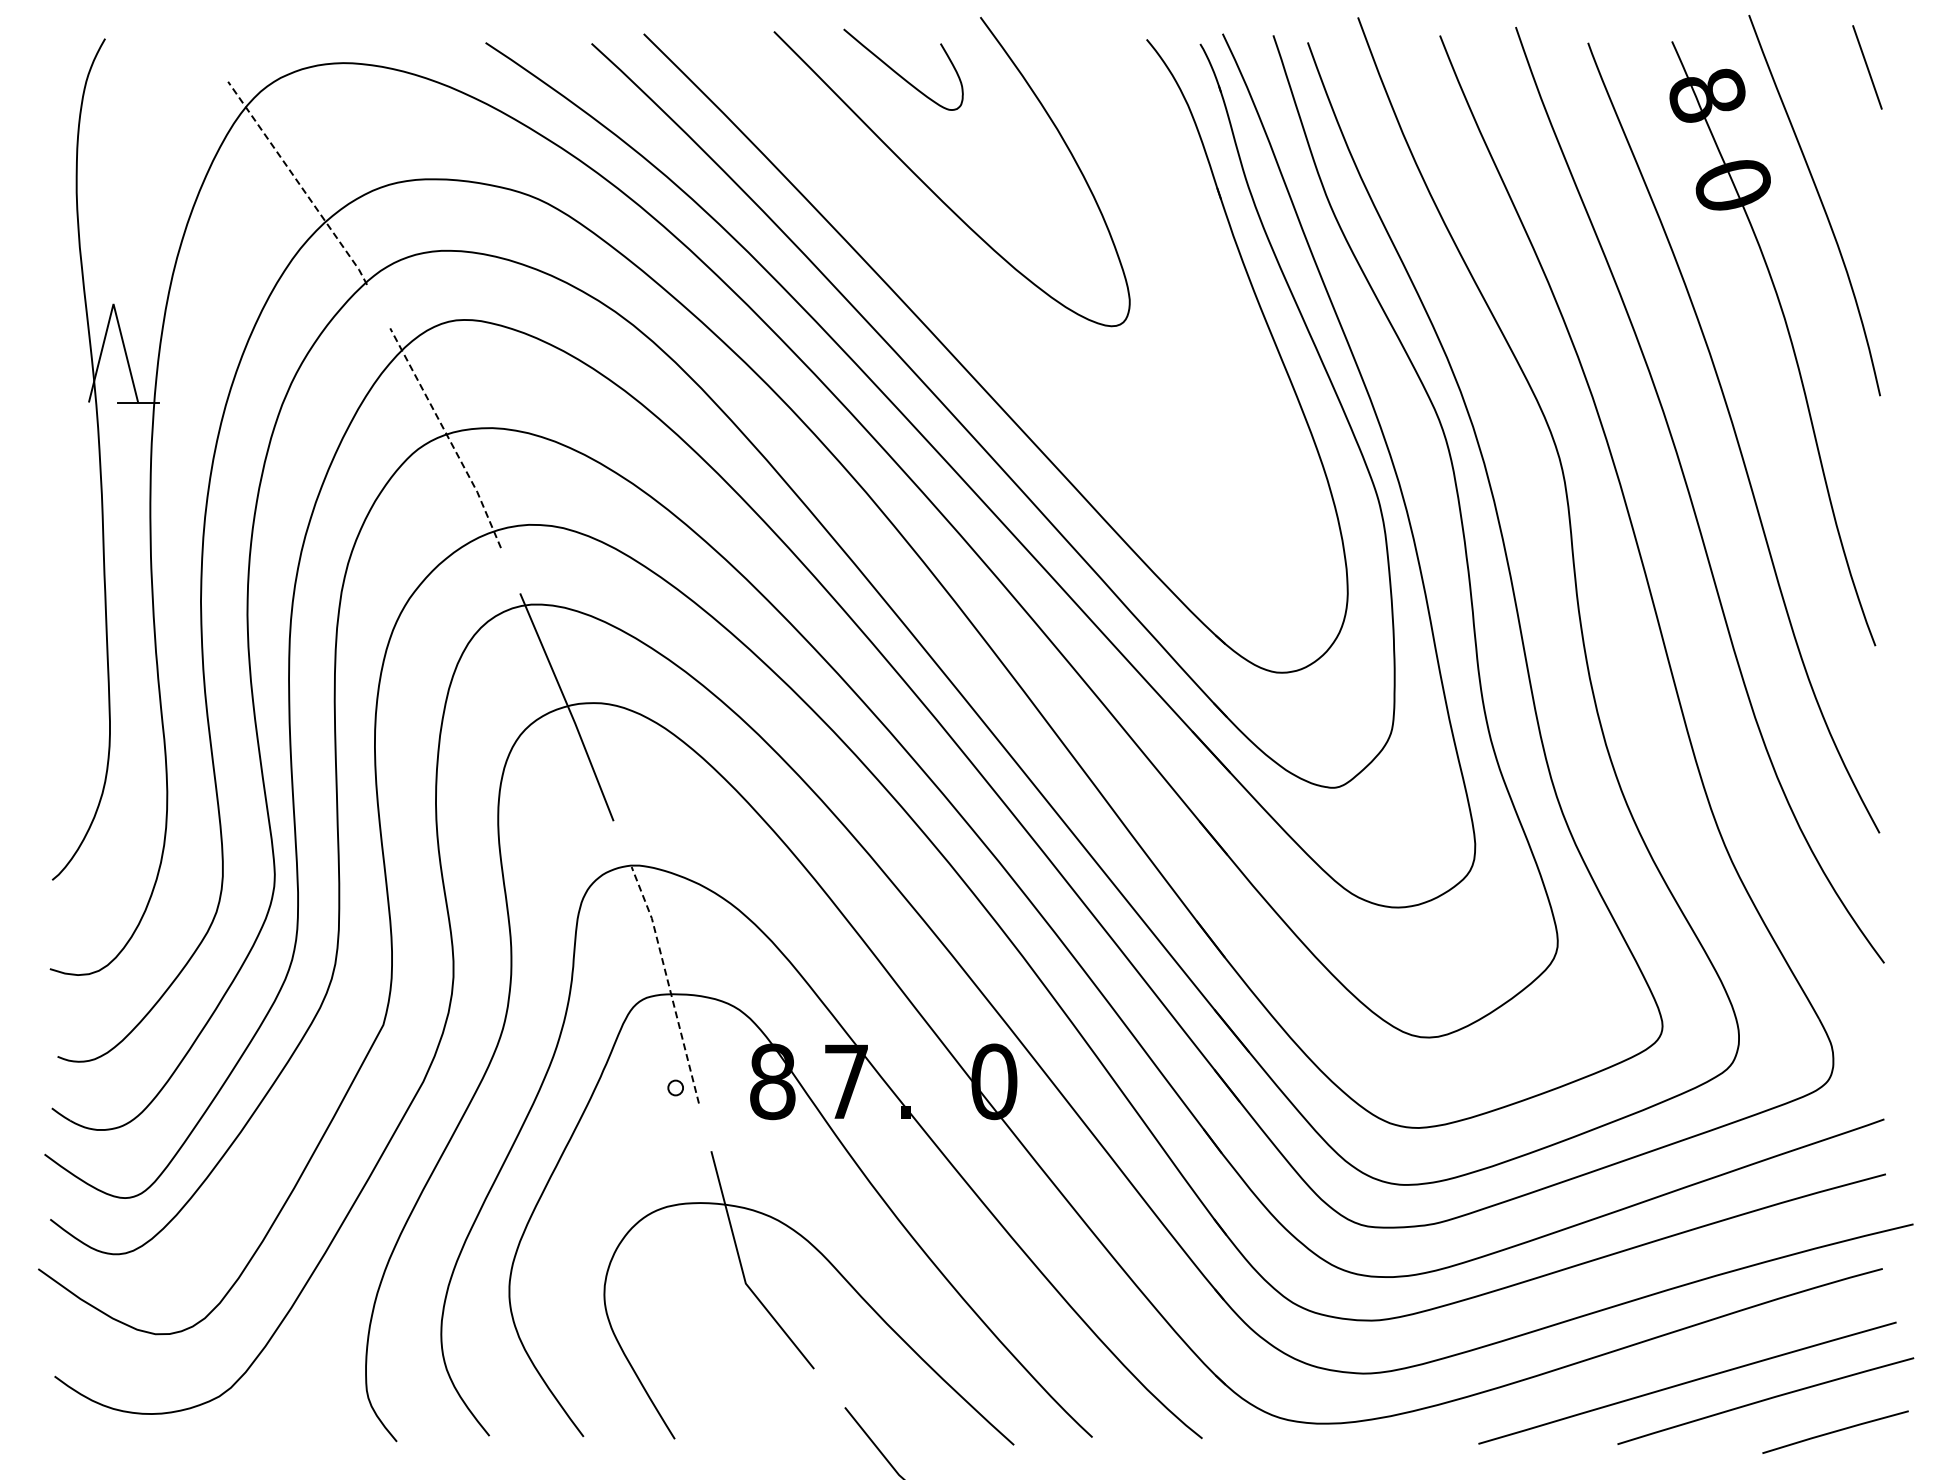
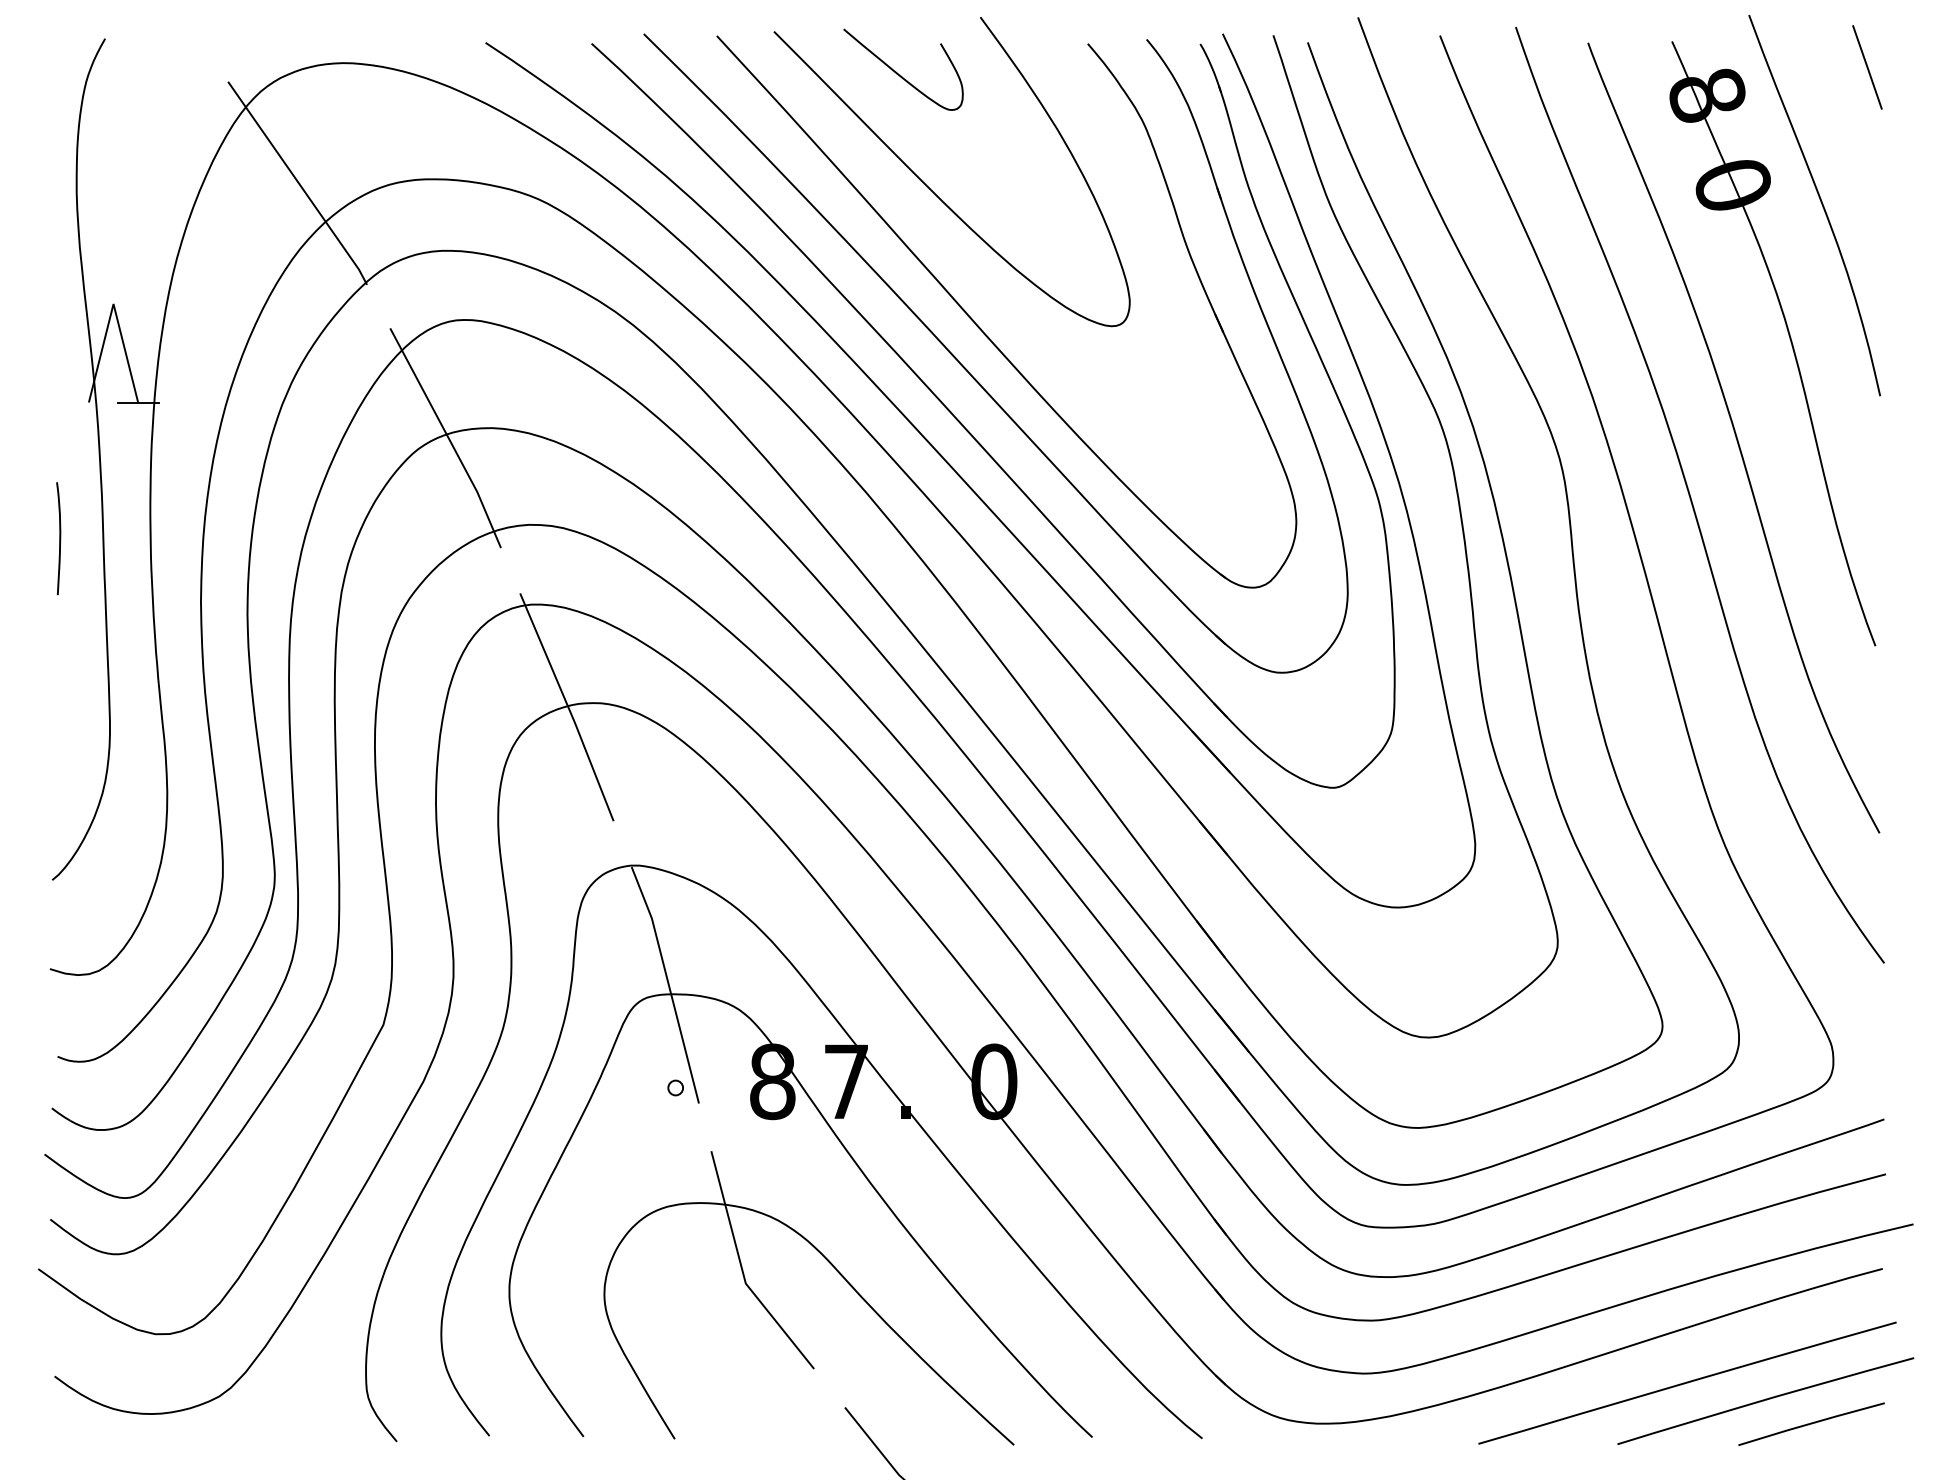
line: dashed -> solid (298, 183)
part: none -> present (982, 329)
line: dashed -> solid (448, 437)
curve: none -> present (59, 538)
line: dashed -> solid (668, 983)
line position: (1835, 1431) -> (1811, 1423) (1811, 1423)
